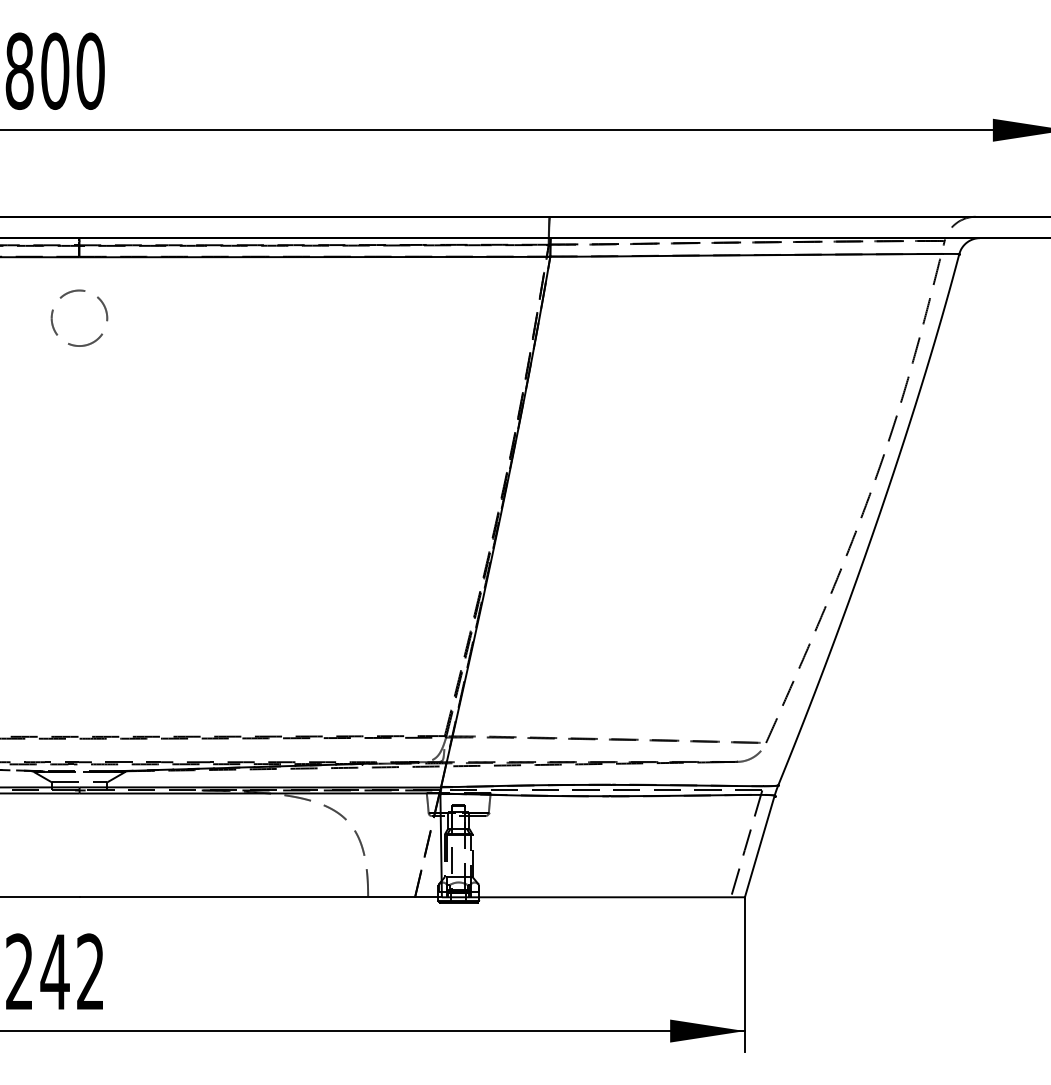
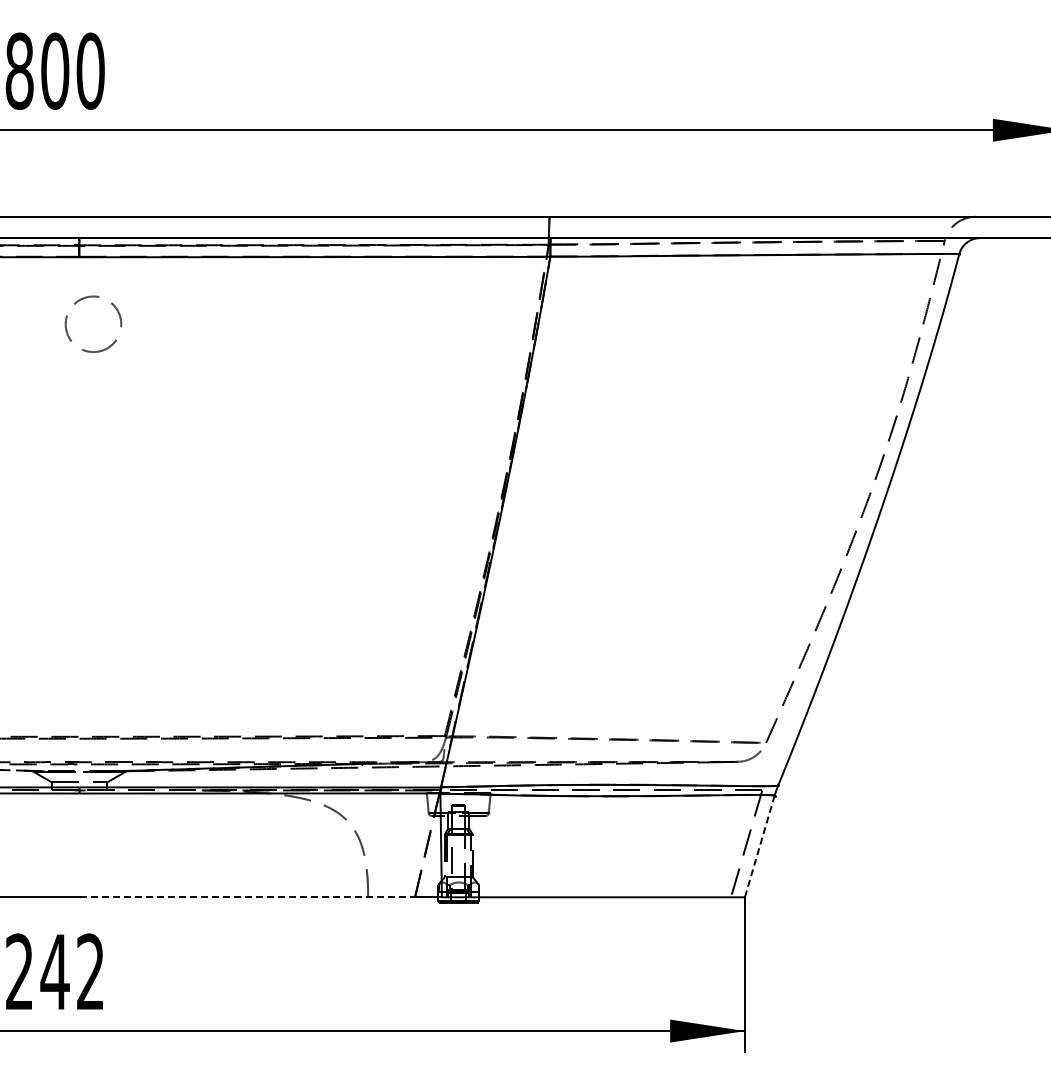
part position: (73, 292) -> (87, 298) (87, 298)
line: solid -> dashed (759, 846)
line: solid -> dashed (247, 897)
